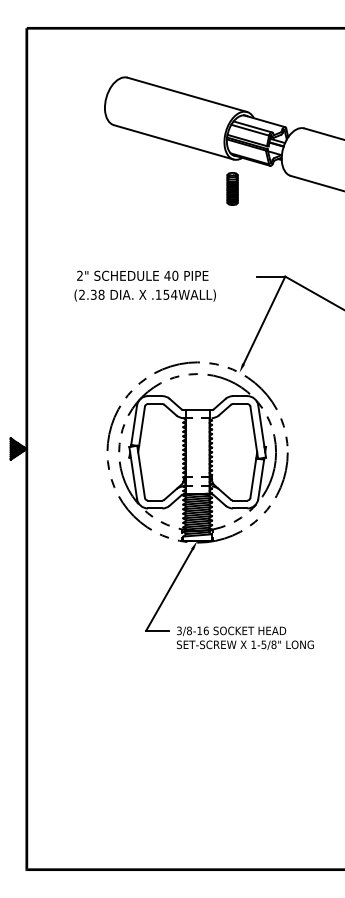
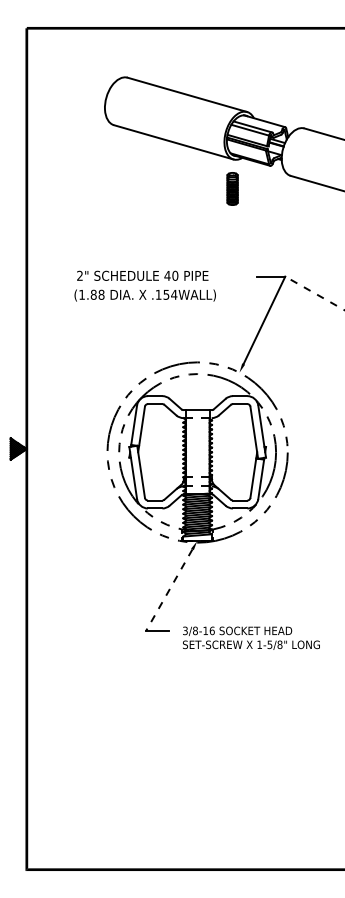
line: solid -> dashed (314, 293)
text: (2.38 -> (1.88 (87, 294)
line: solid -> dashed (169, 590)
text position: (245, 637) -> (251, 637) (251, 637)
